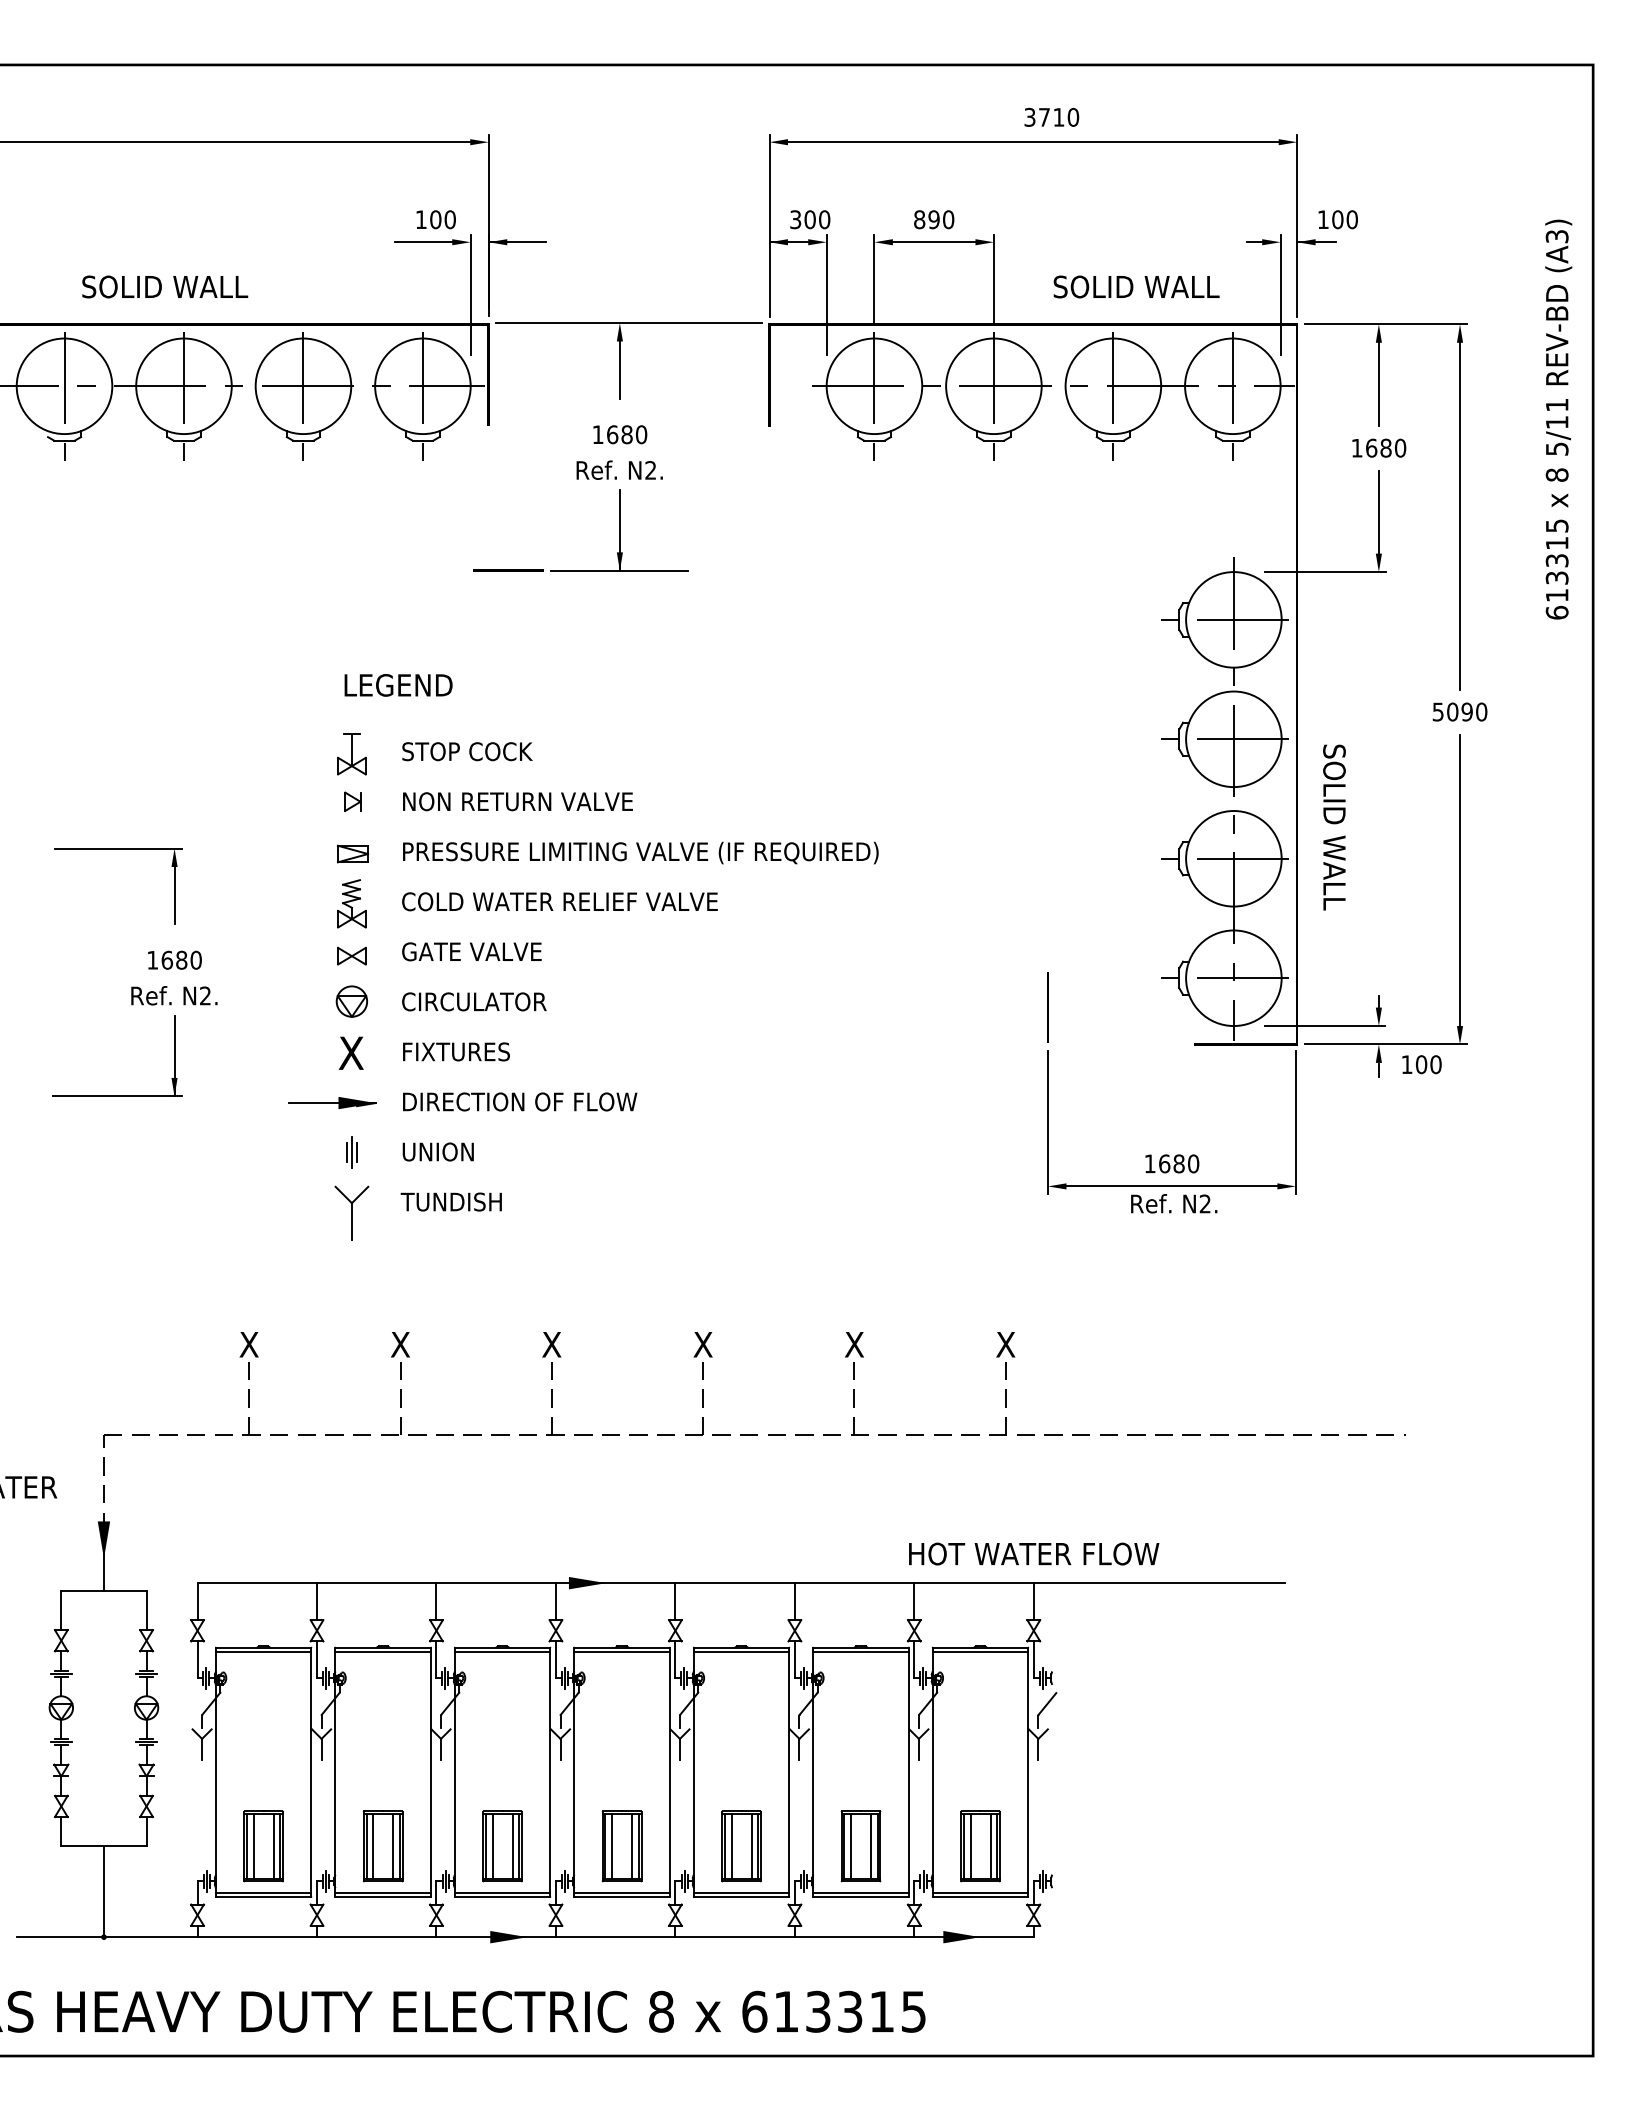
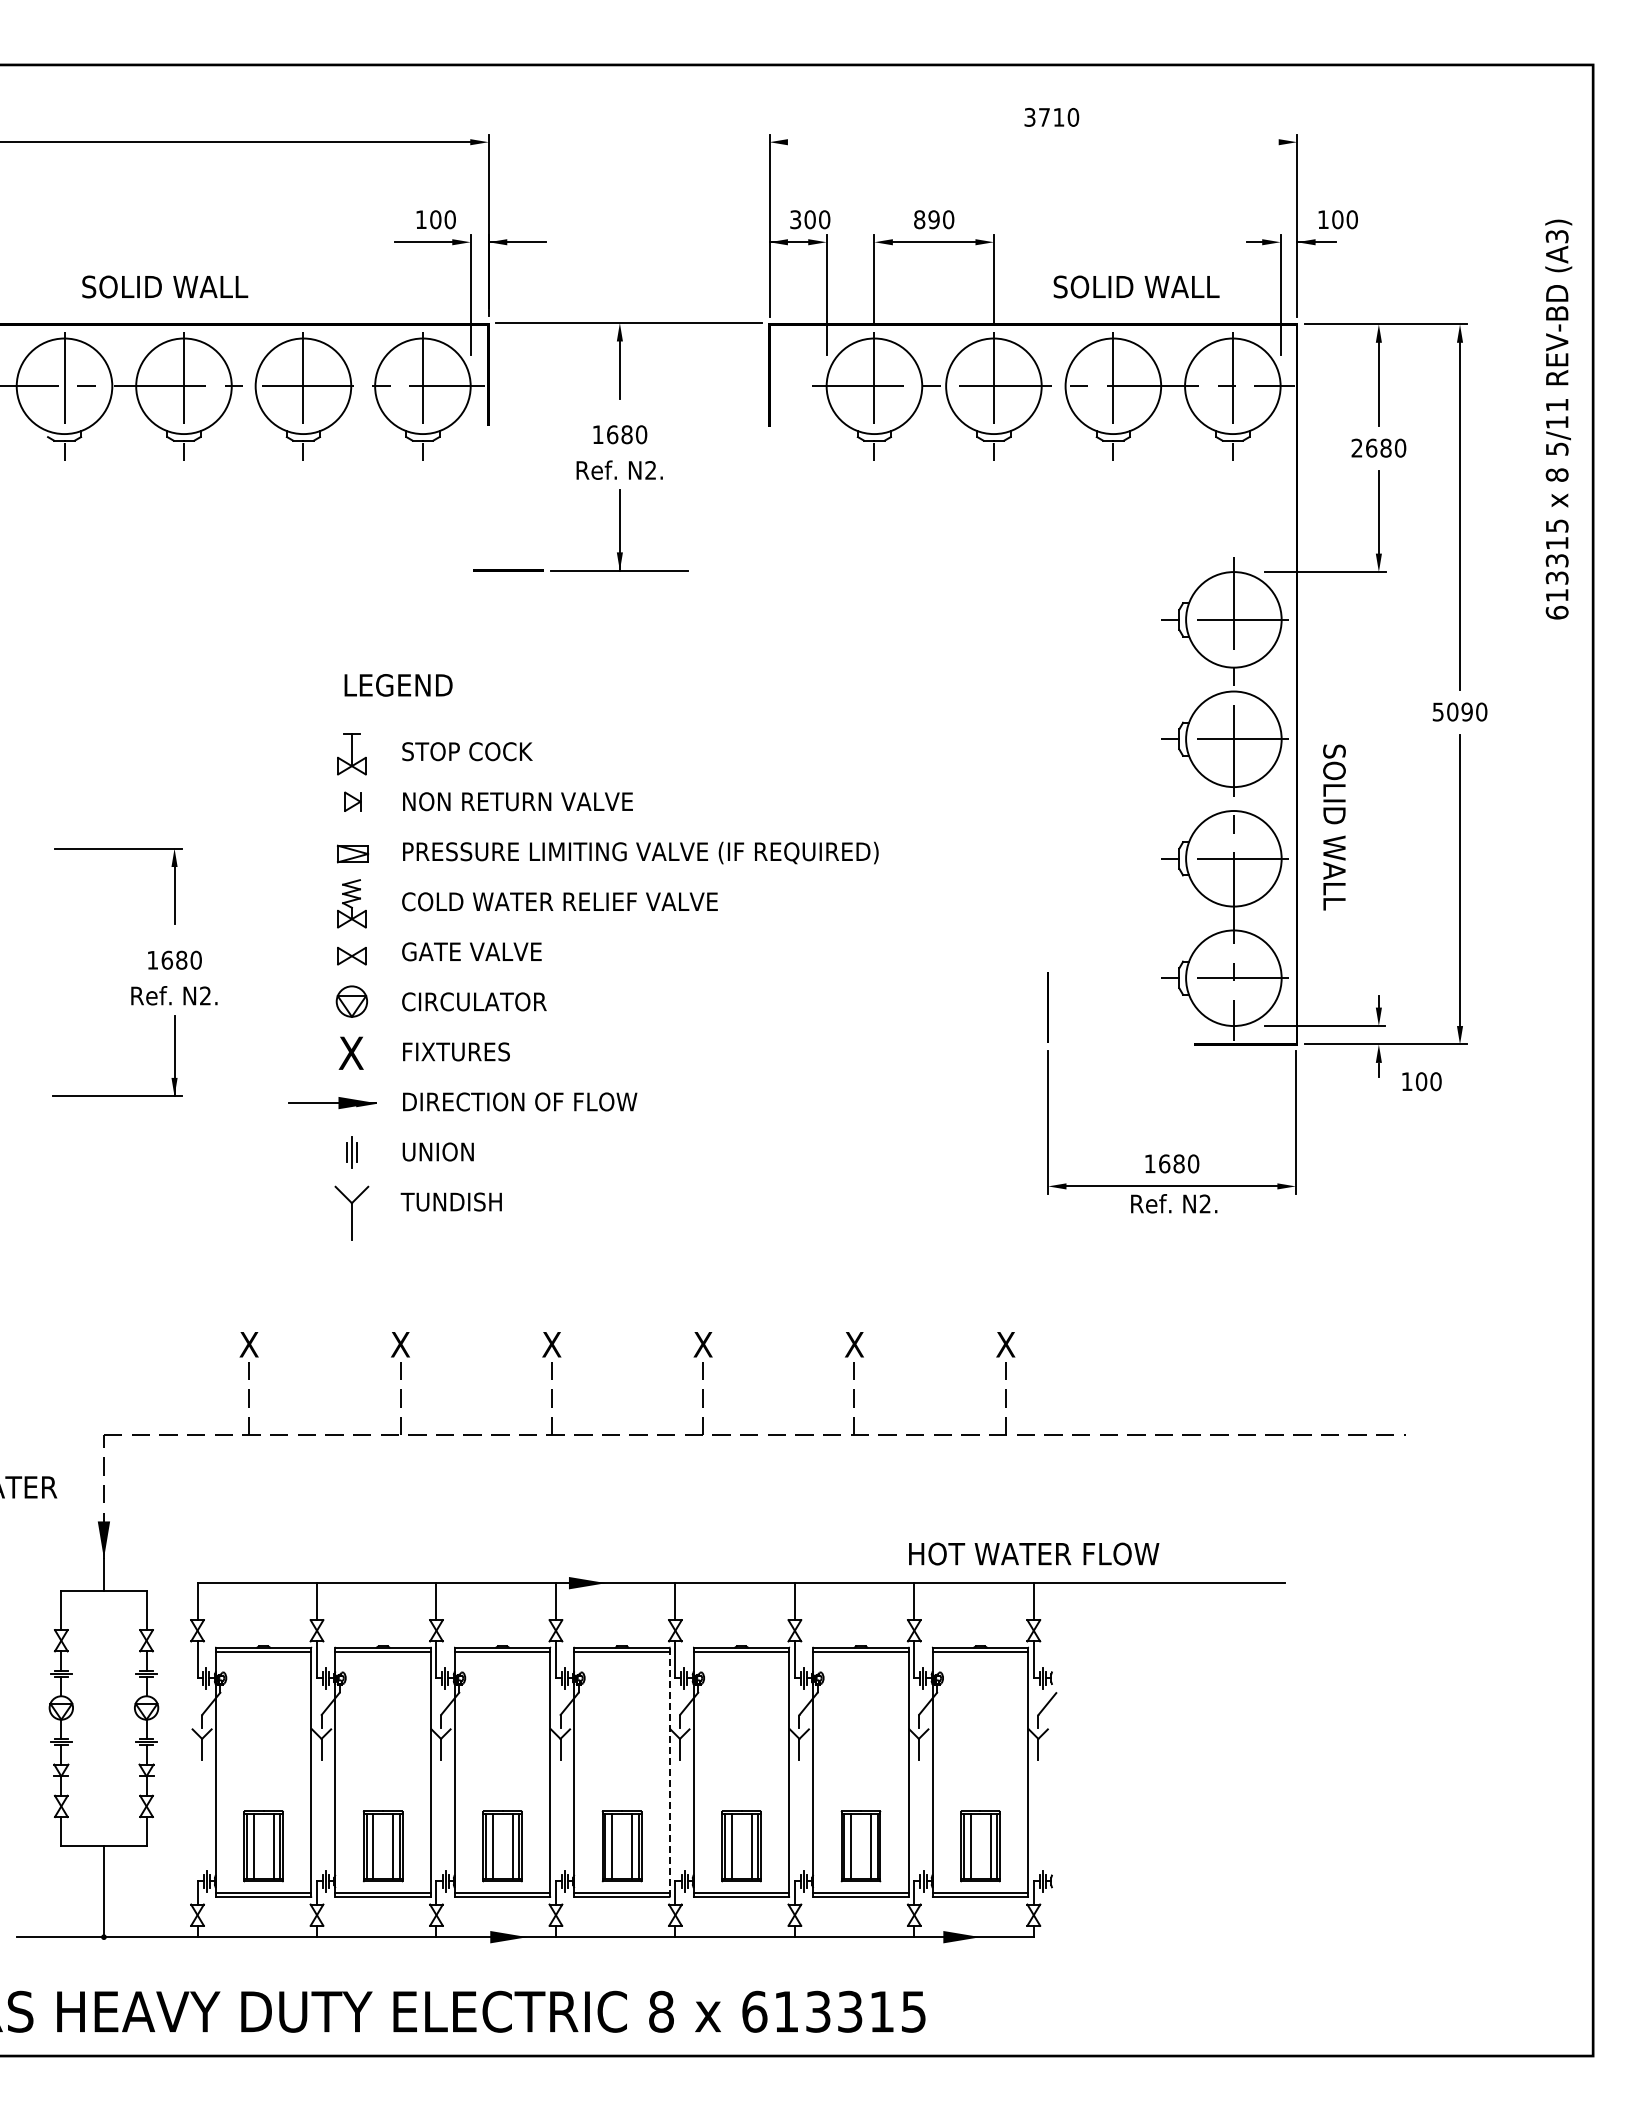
line: present -> none (1032, 142)
text: 1680 -> 2680 (1356, 447)
text position: (1421, 1064) -> (1421, 1081) (1421, 1081)
line: solid -> dashed (669, 1771)
